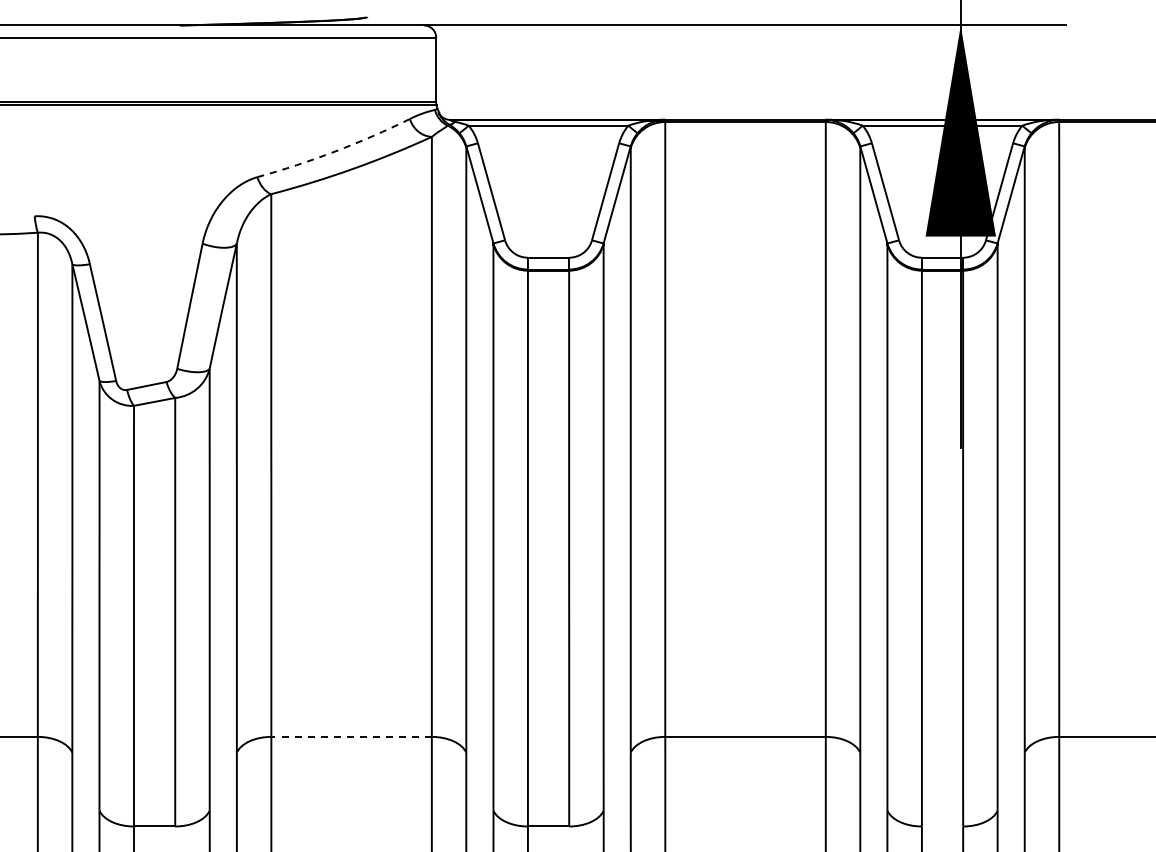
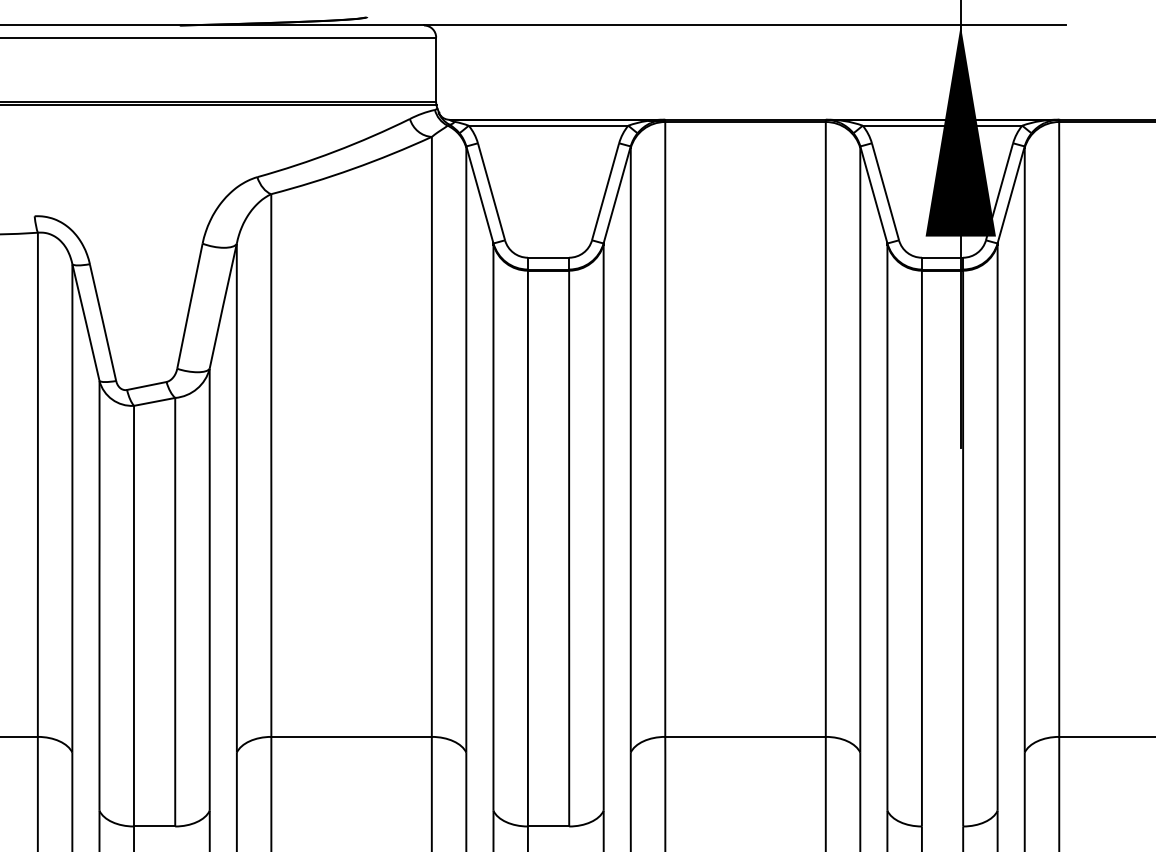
arc: dashed -> solid (335, 151)
line: dashed -> solid (351, 736)
